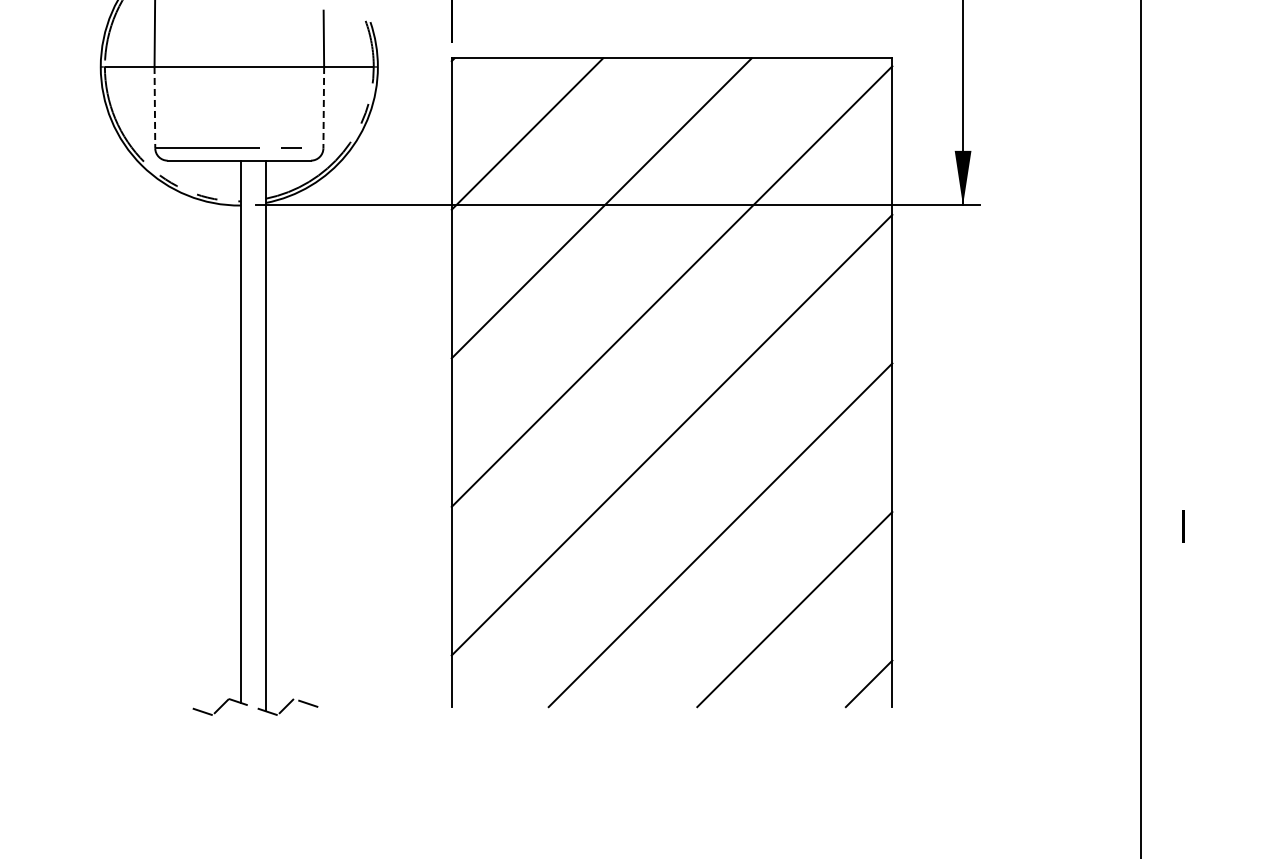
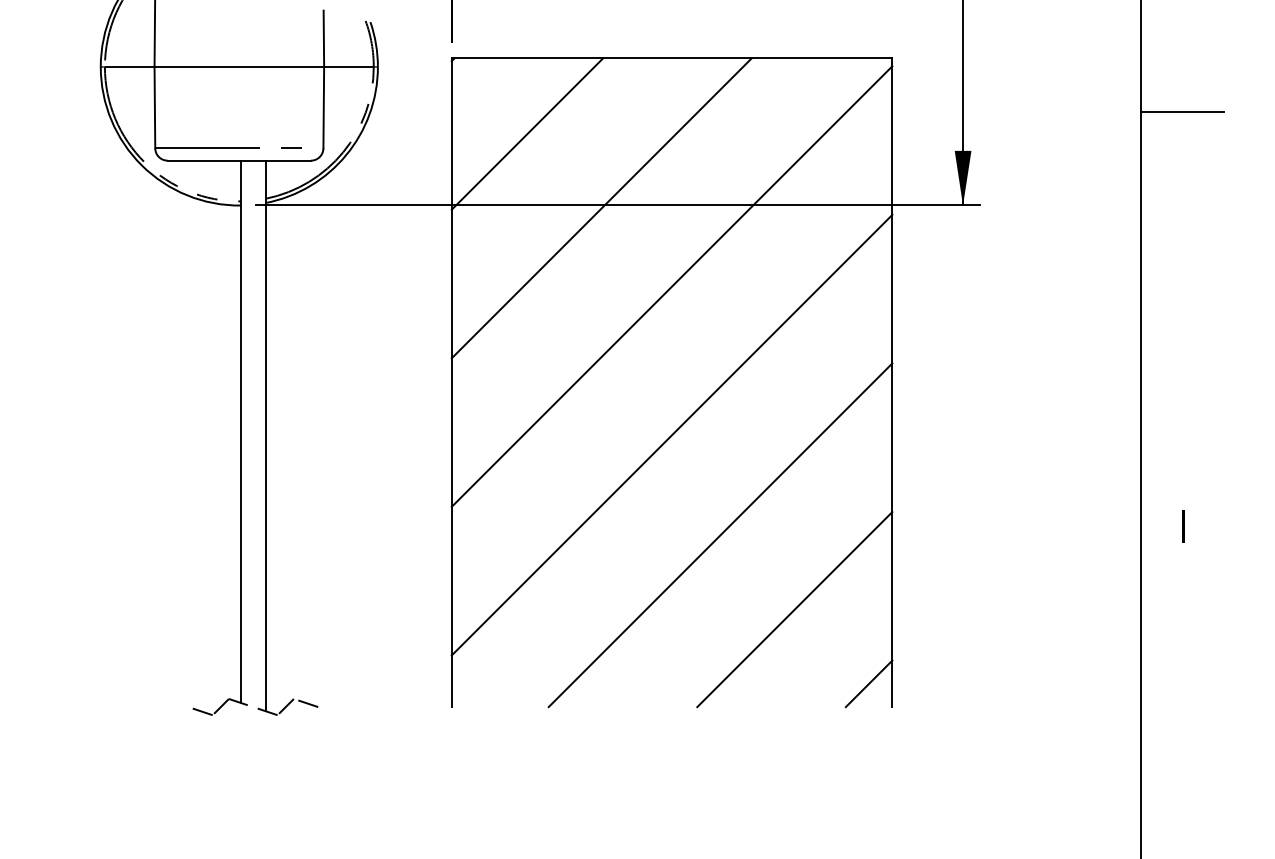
line: dashed -> solid (154, 107)
line: dashed -> solid (323, 107)
line: none -> present (1182, 111)
